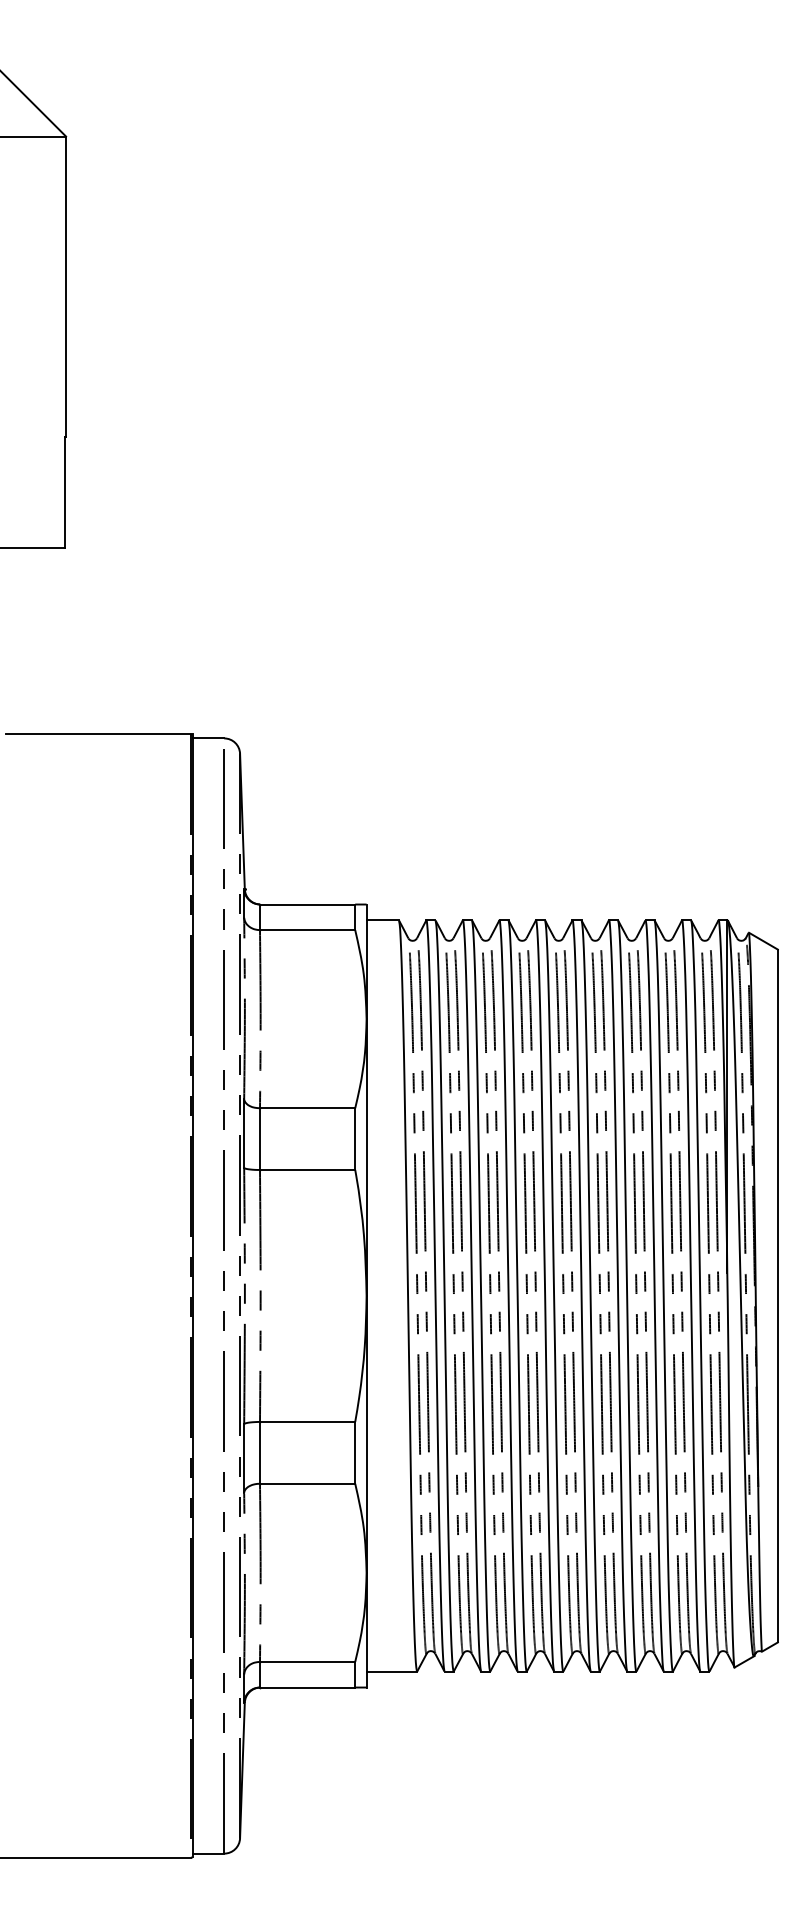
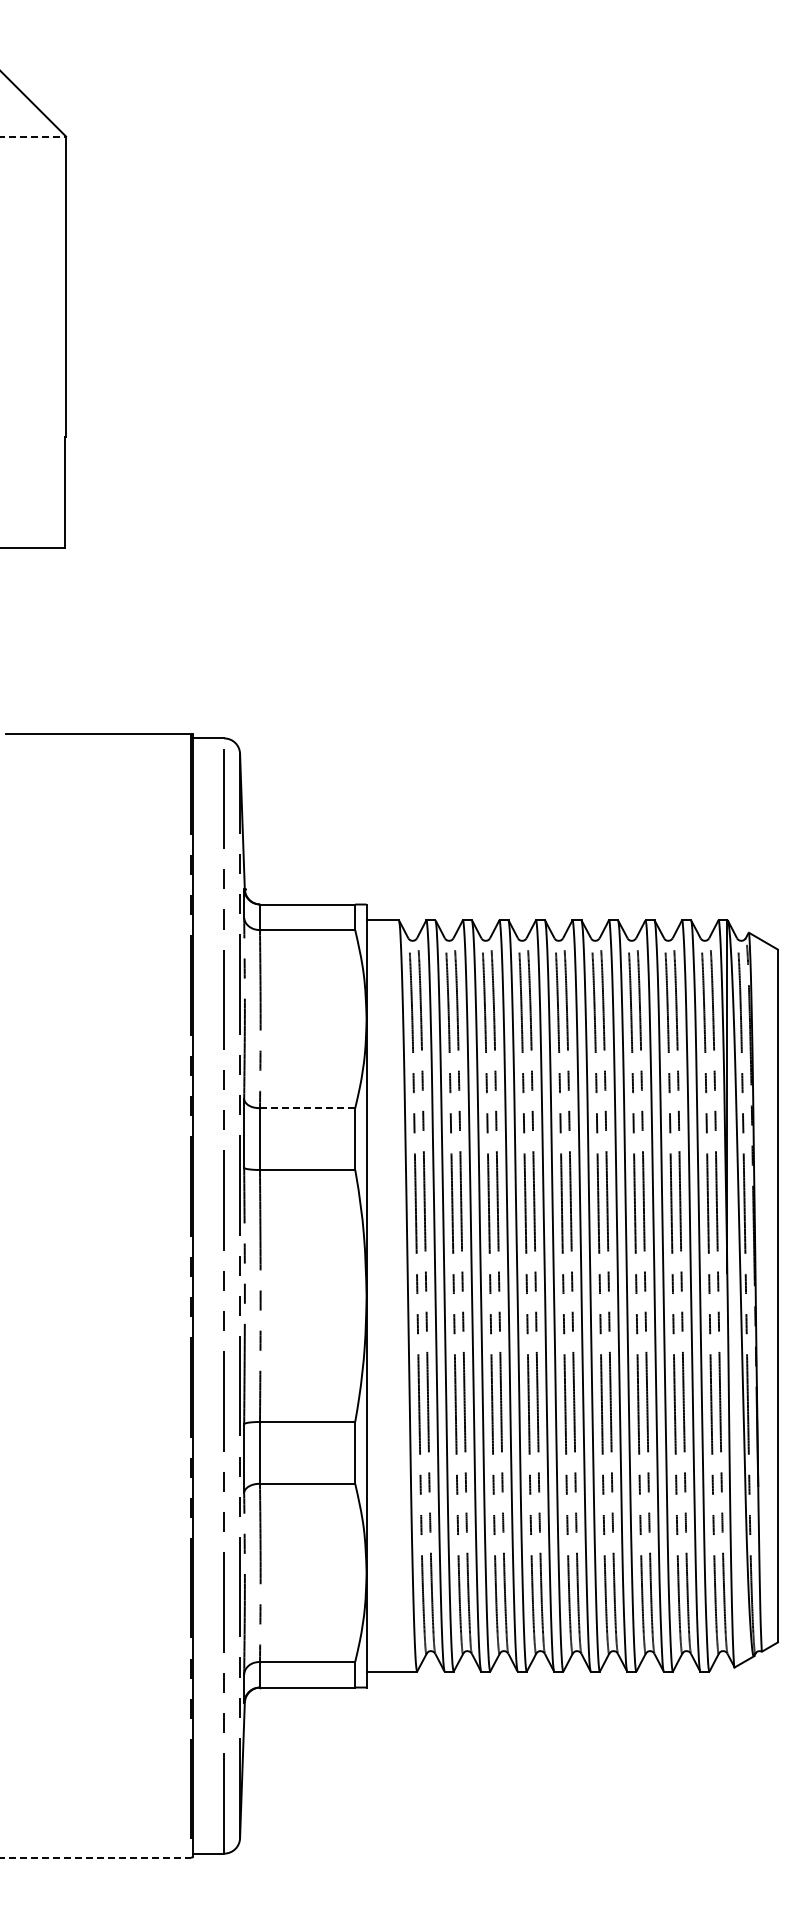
line: solid -> dashed (33, 136)
line: solid -> dashed (307, 1108)
line: solid -> dashed (95, 1857)
